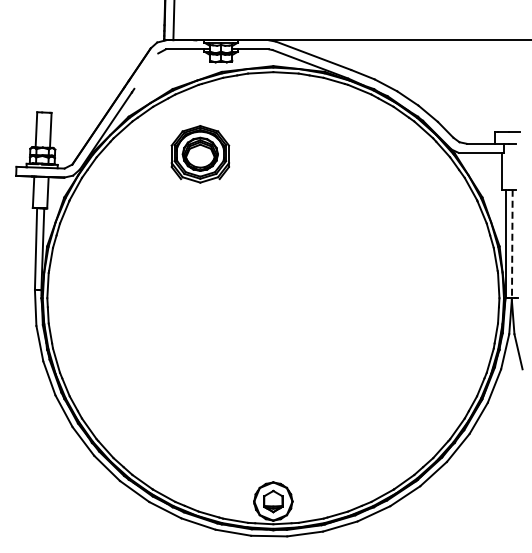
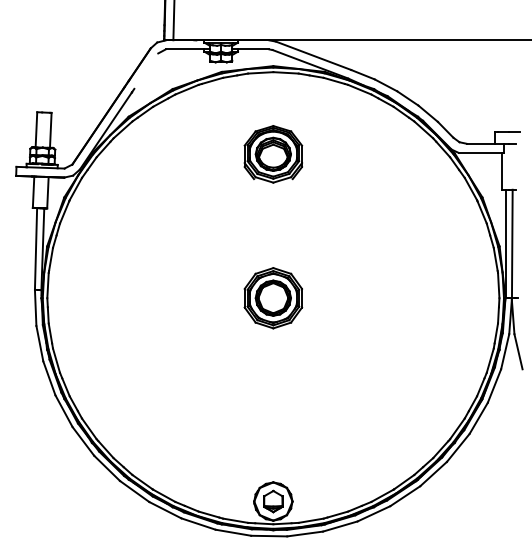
part position: (200, 154) -> (273, 154) (273, 154)
line: dashed -> solid (512, 244)
part: none -> present (273, 298)
